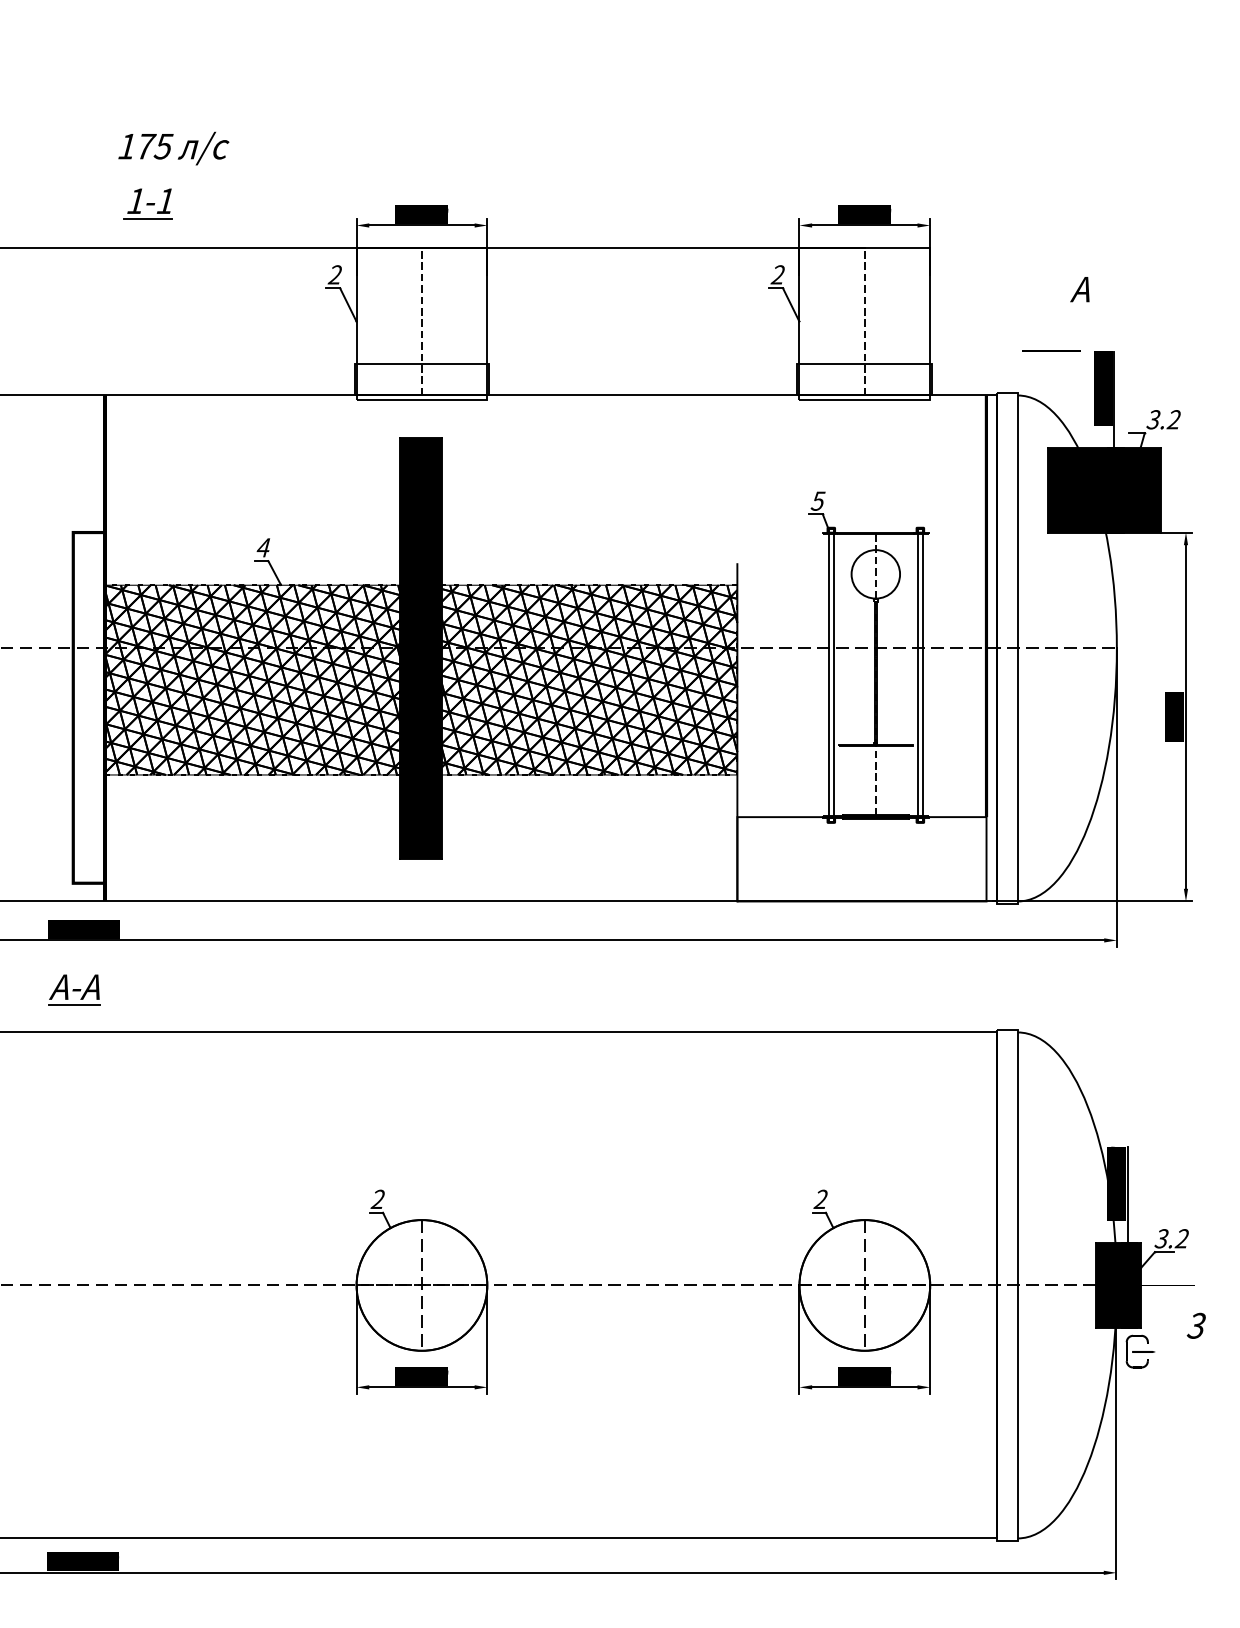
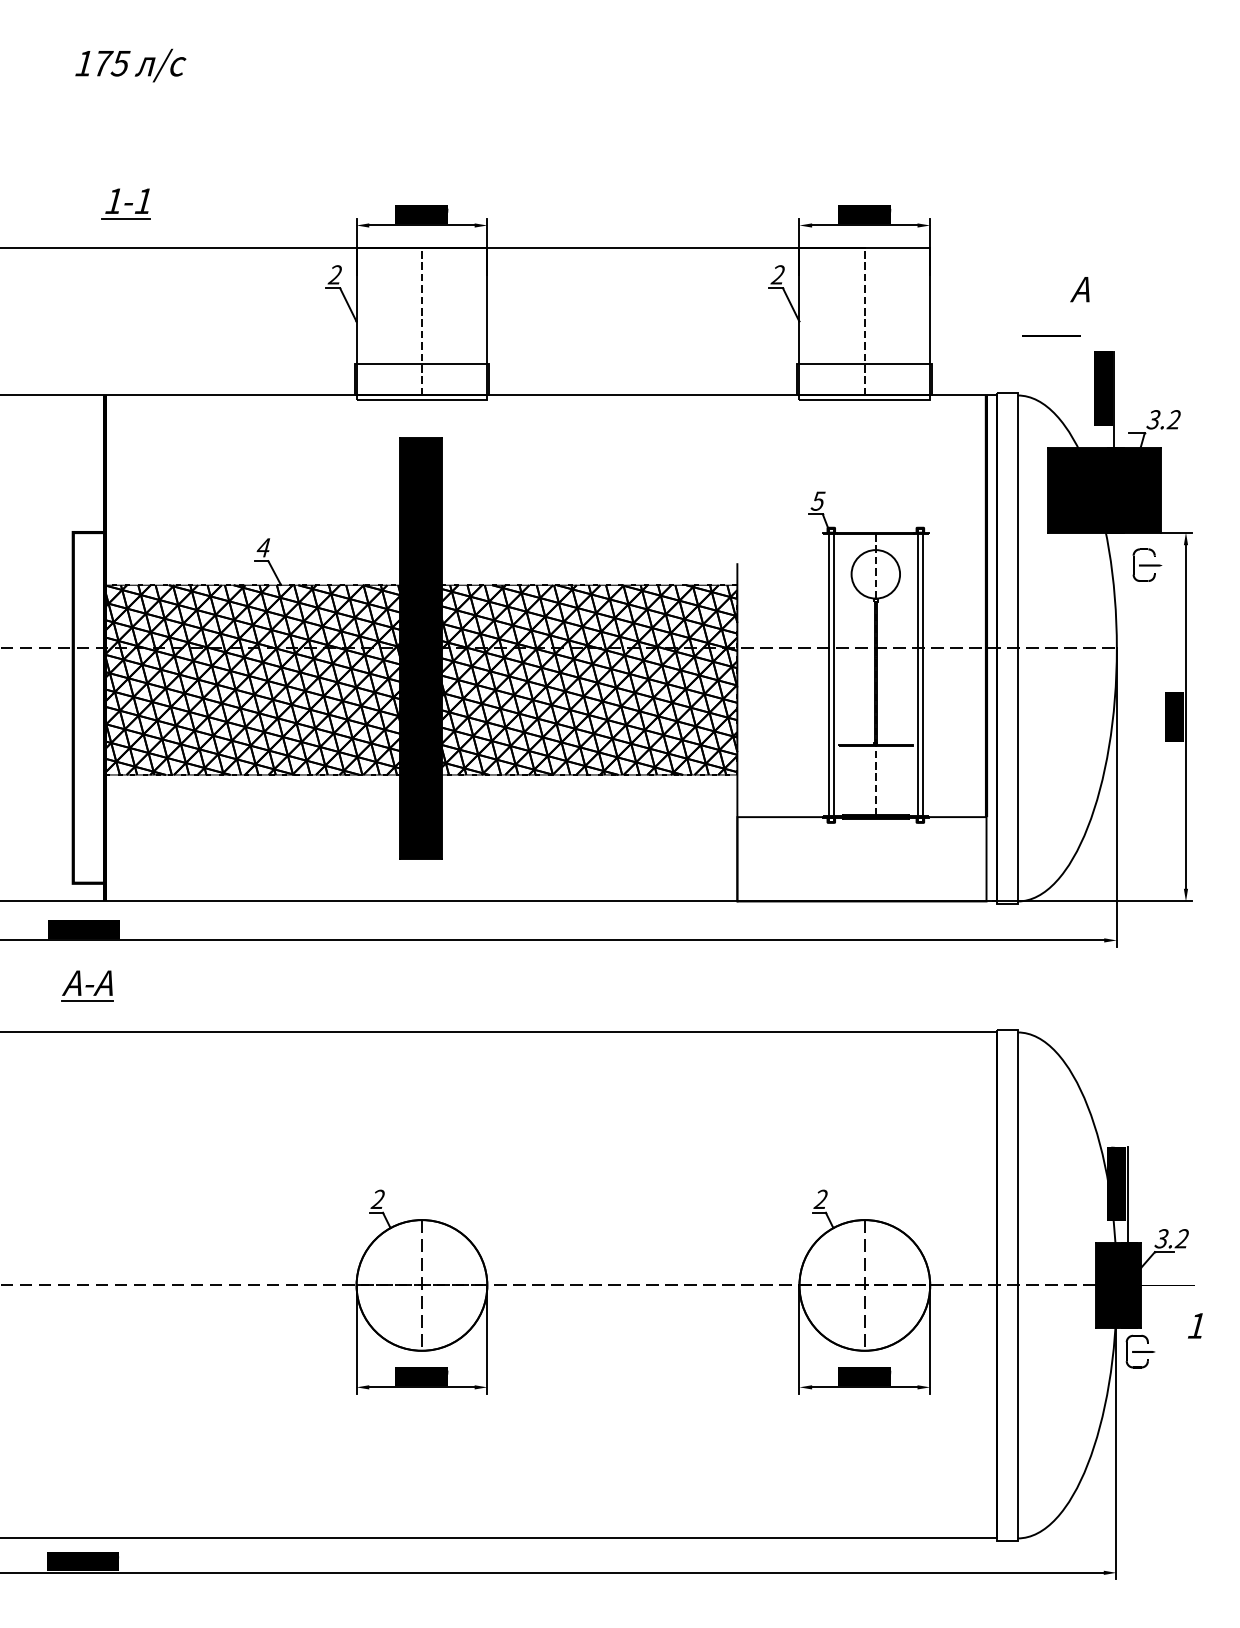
text position: (173, 148) -> (130, 65) (130, 65)
part position: (147, 203) -> (125, 203) (125, 203)
line position: (1051, 350) -> (1051, 335) (1051, 335)
part: none -> present (1147, 564)
part position: (74, 989) -> (87, 985) (87, 985)
text: 3 -> 1 (1195, 1325)
